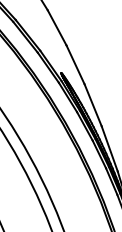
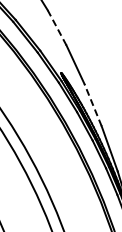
line: solid -> dashed (57, 27)
line: solid -> dashed (93, 105)
